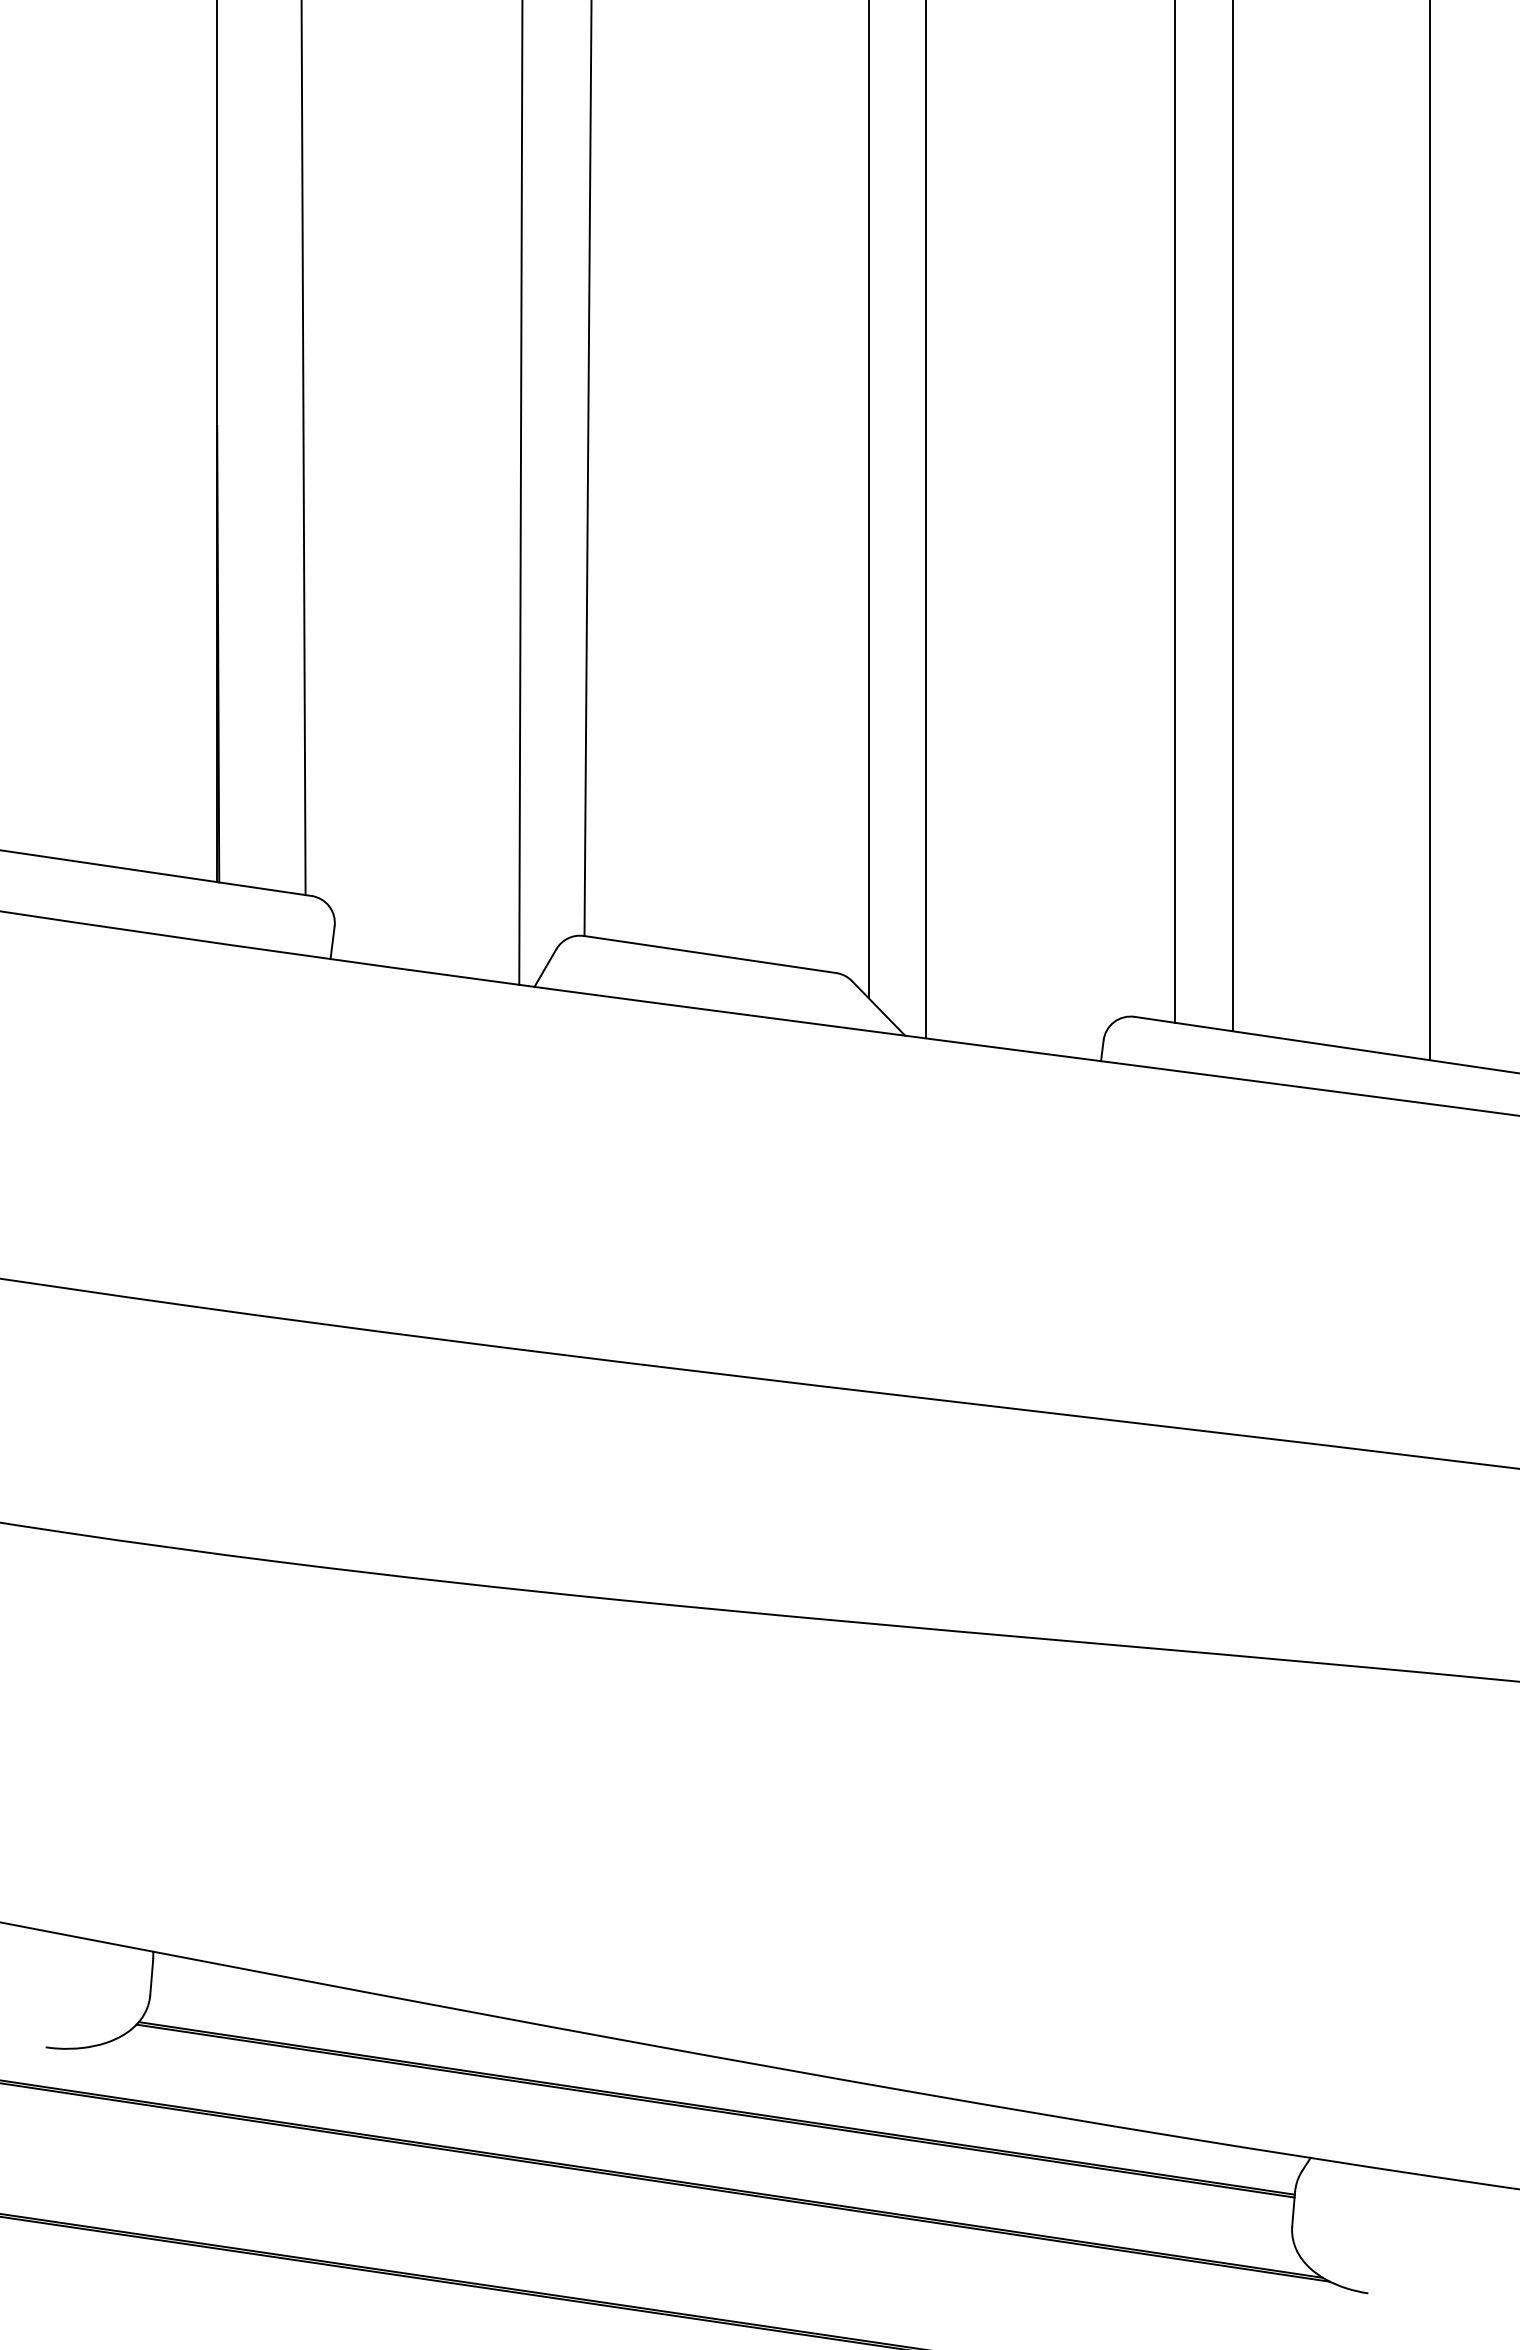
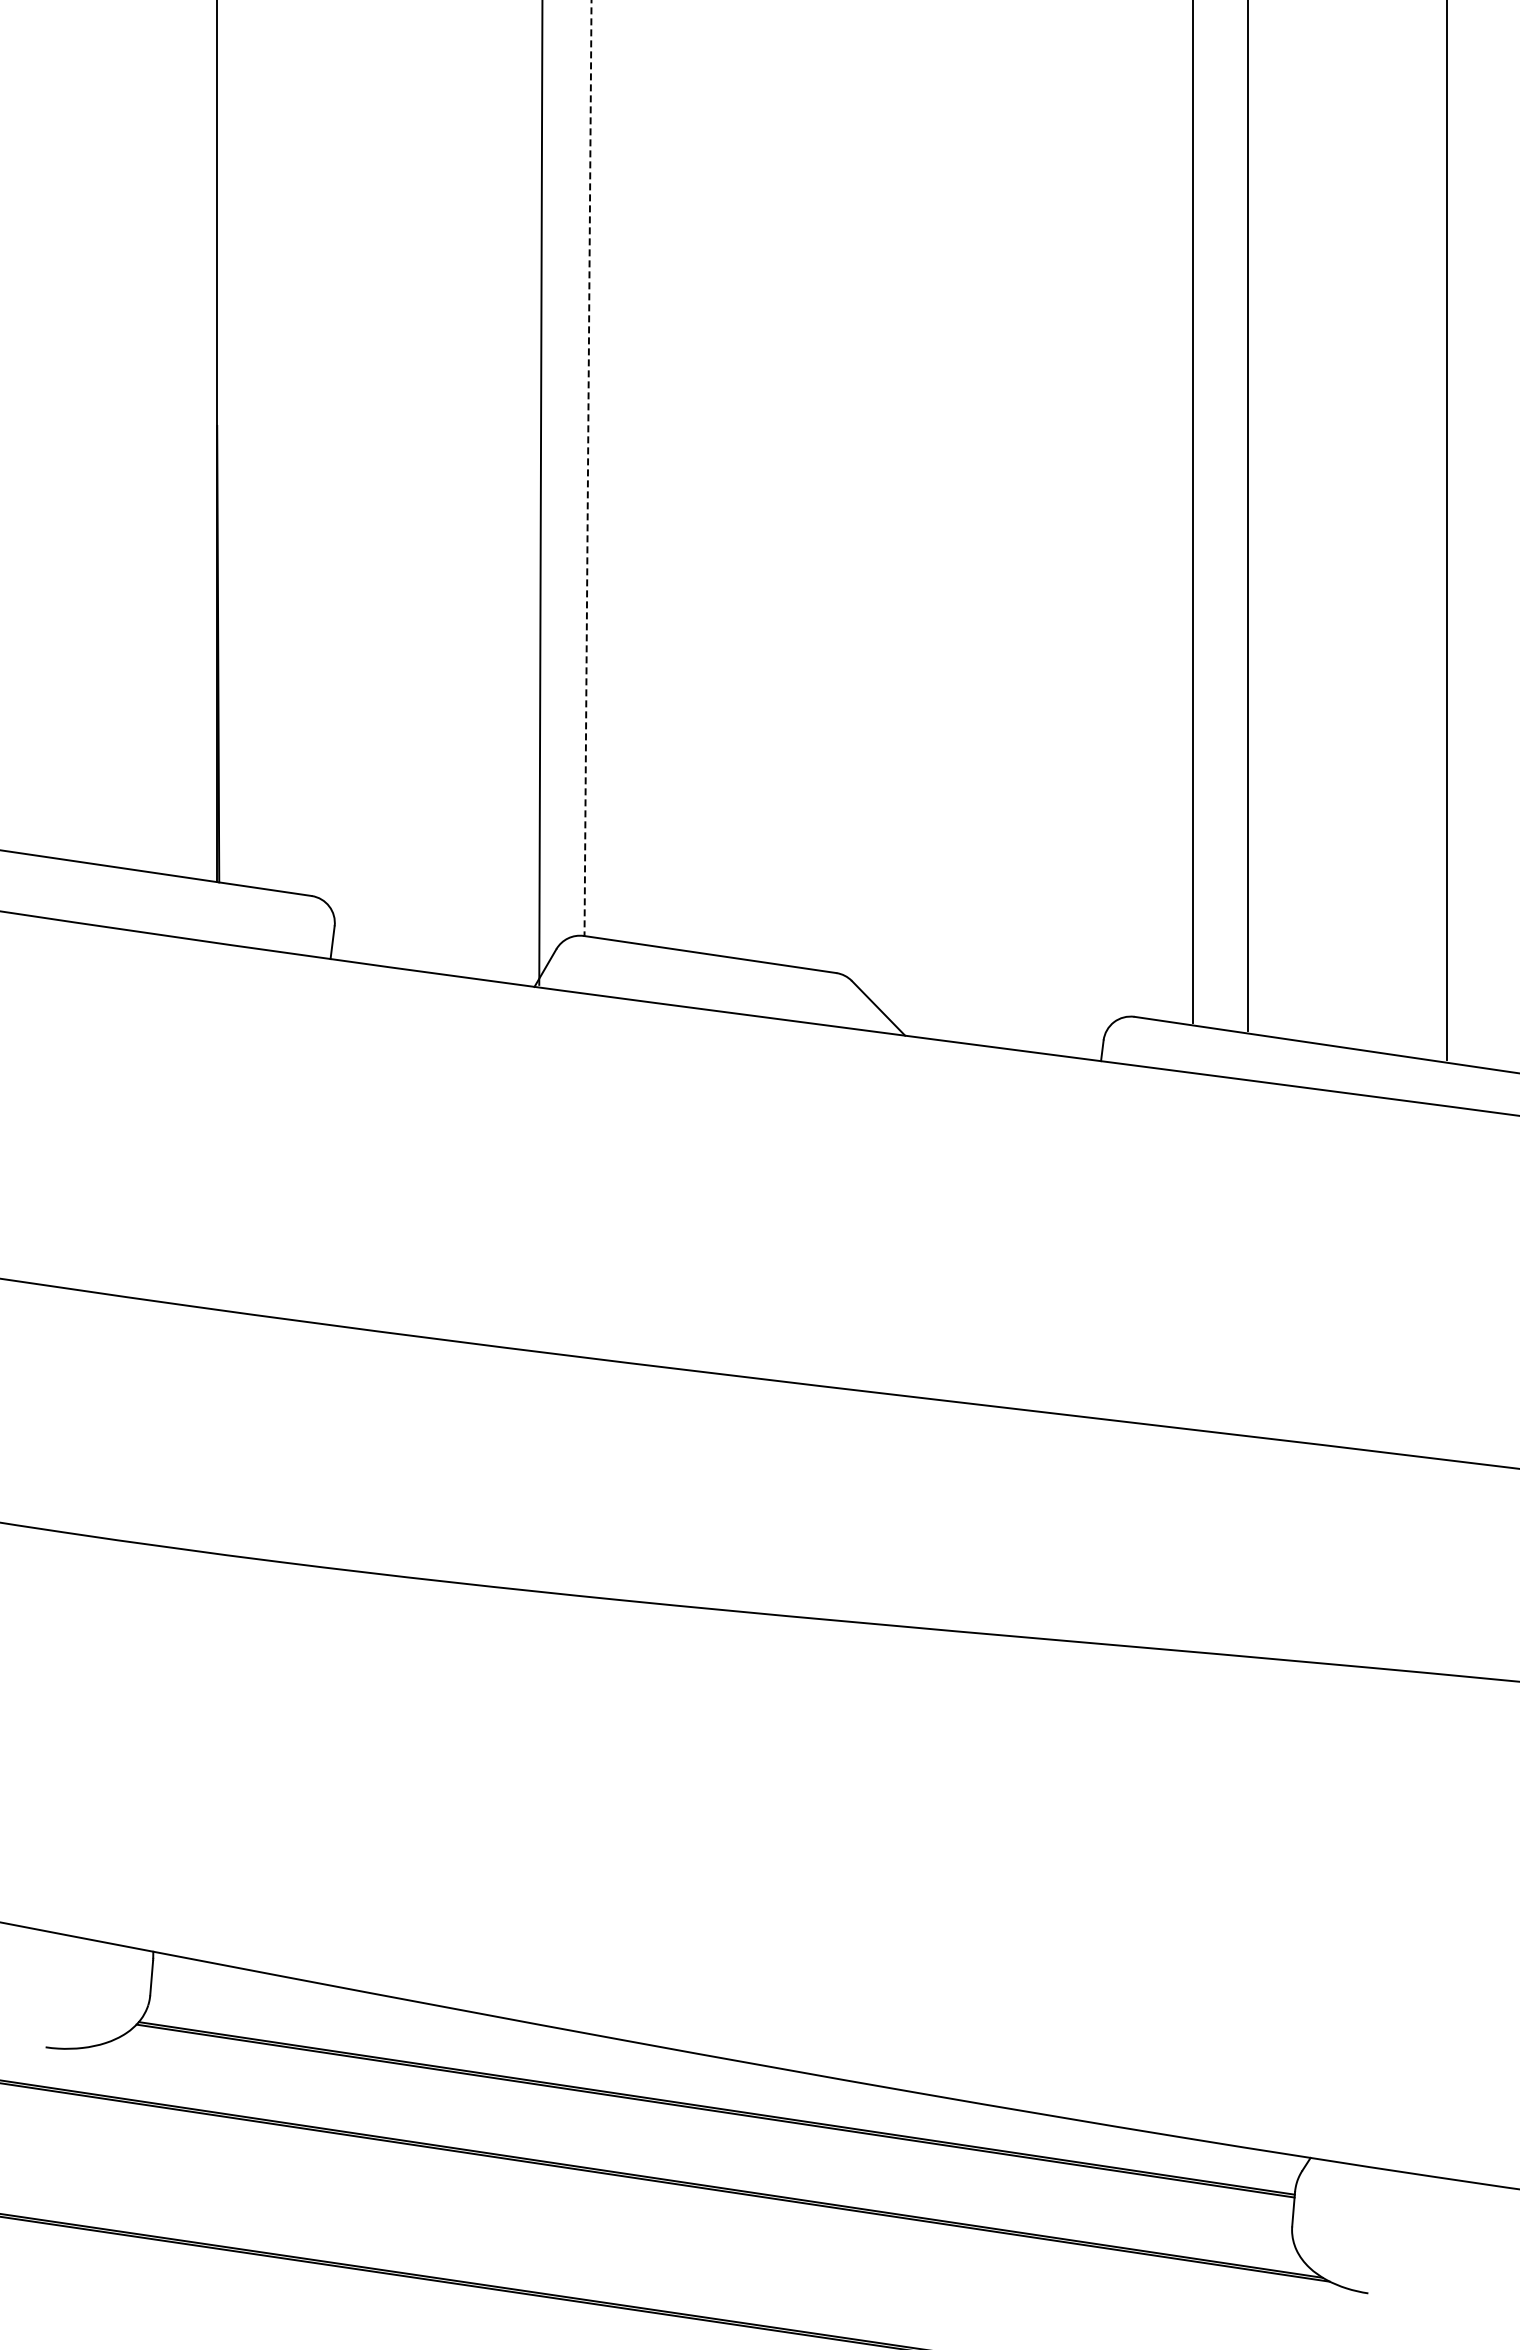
line: present -> none (303, 448)
line: solid -> dashed (588, 468)
line position: (520, 493) -> (540, 493) (540, 493)
line: present -> none (868, 500)
line position: (1175, 512) -> (1193, 512) (1193, 512)
line position: (1232, 516) -> (1247, 516) (1247, 516)
line: present -> none (926, 520)
line position: (1430, 531) -> (1447, 531) (1447, 531)
